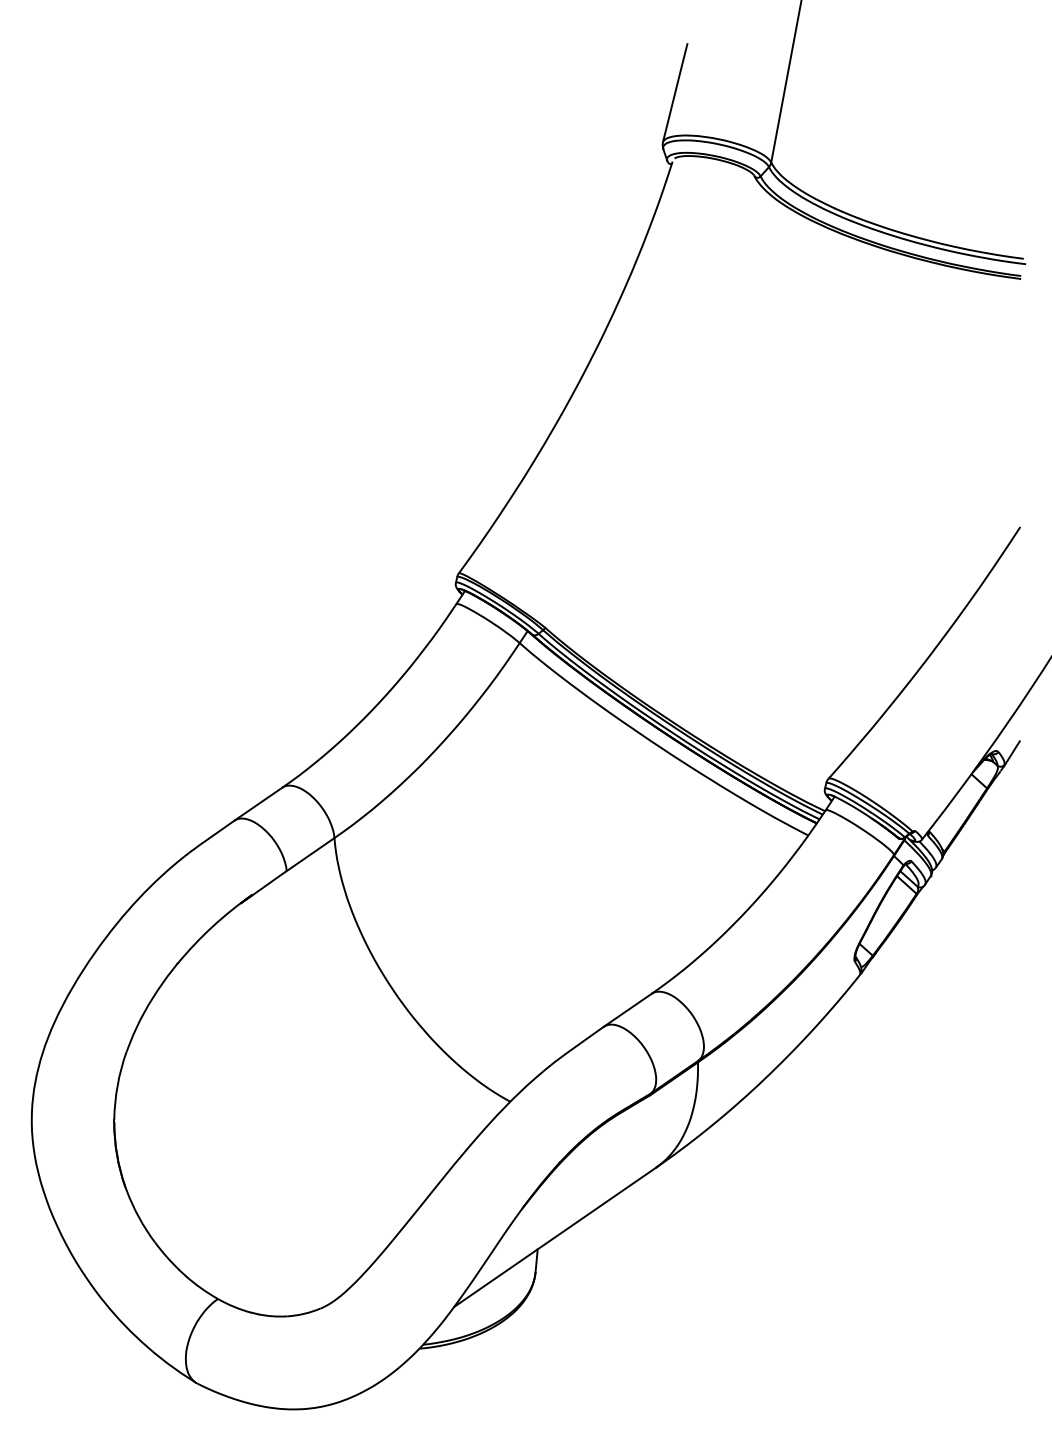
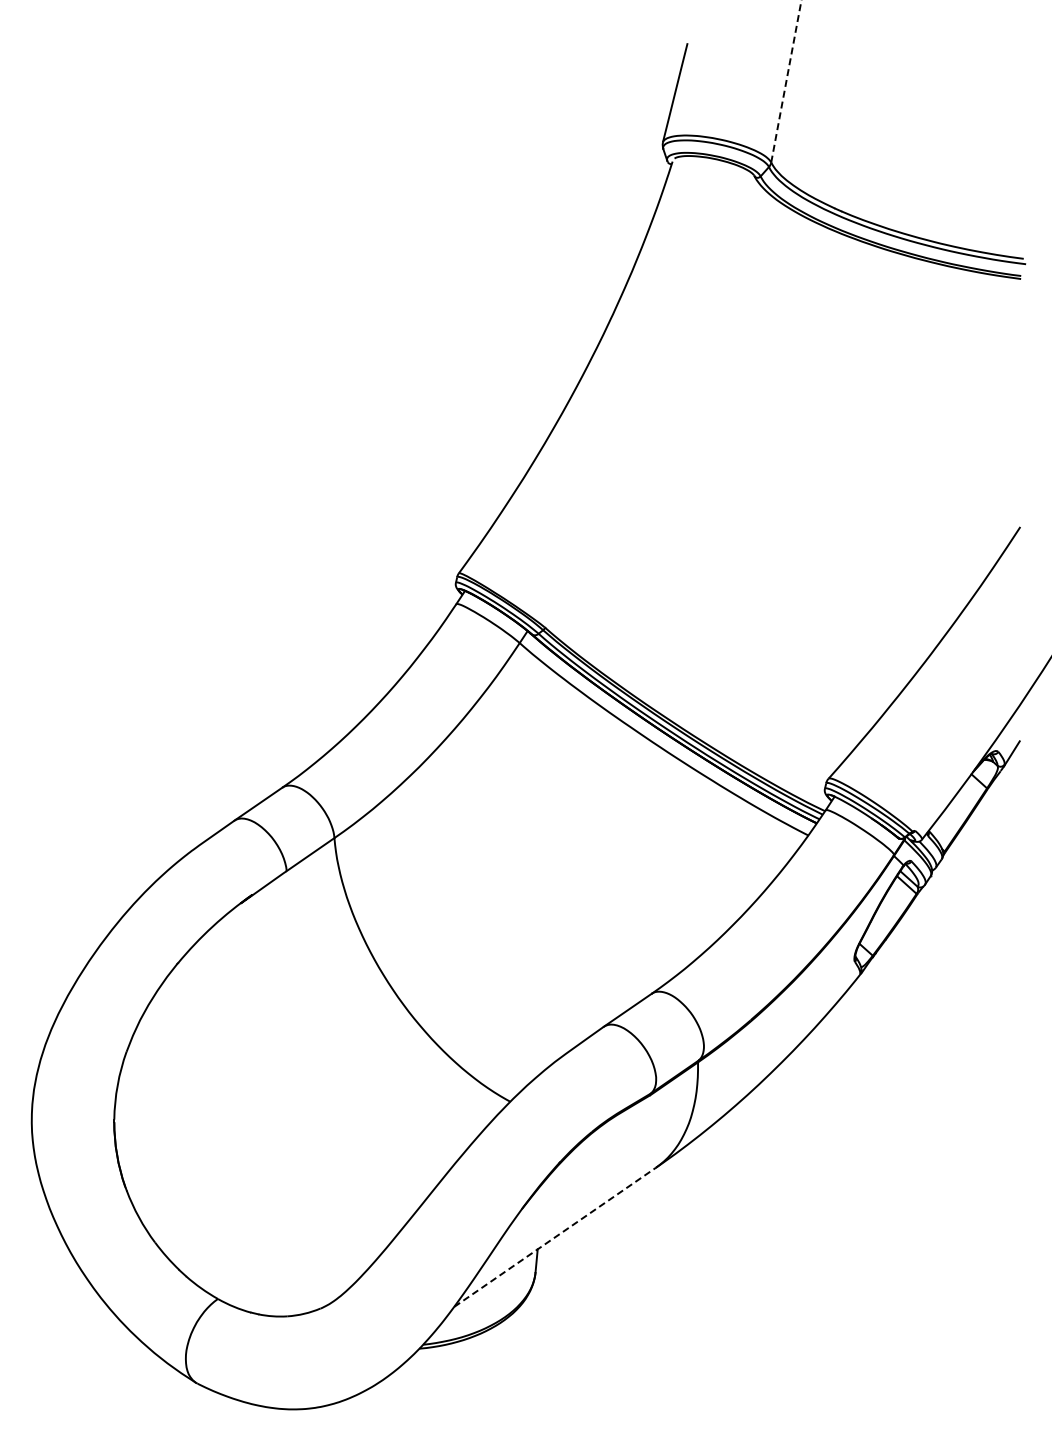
line: solid -> dashed (786, 81)
line: solid -> dashed (555, 1237)
